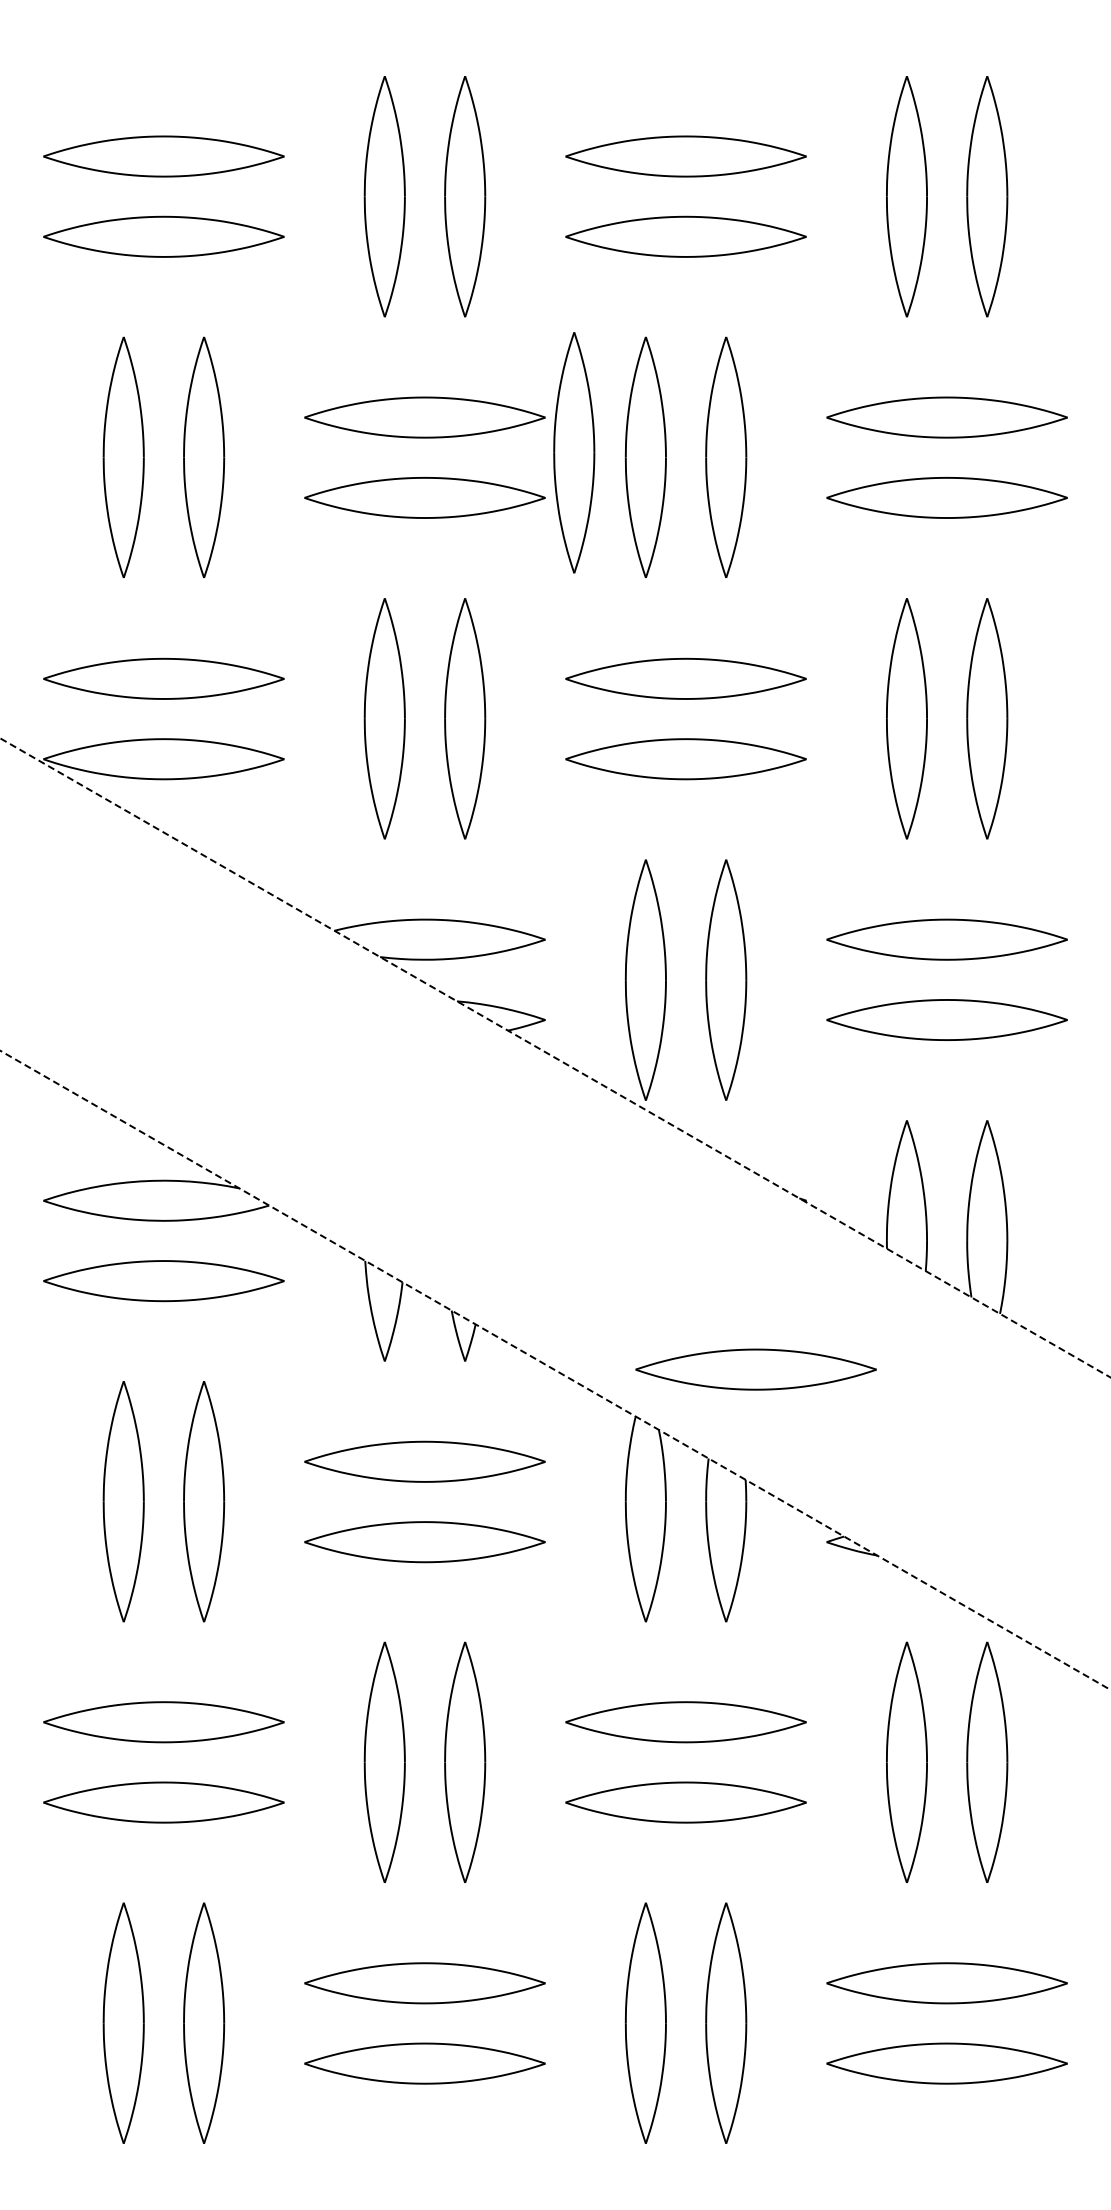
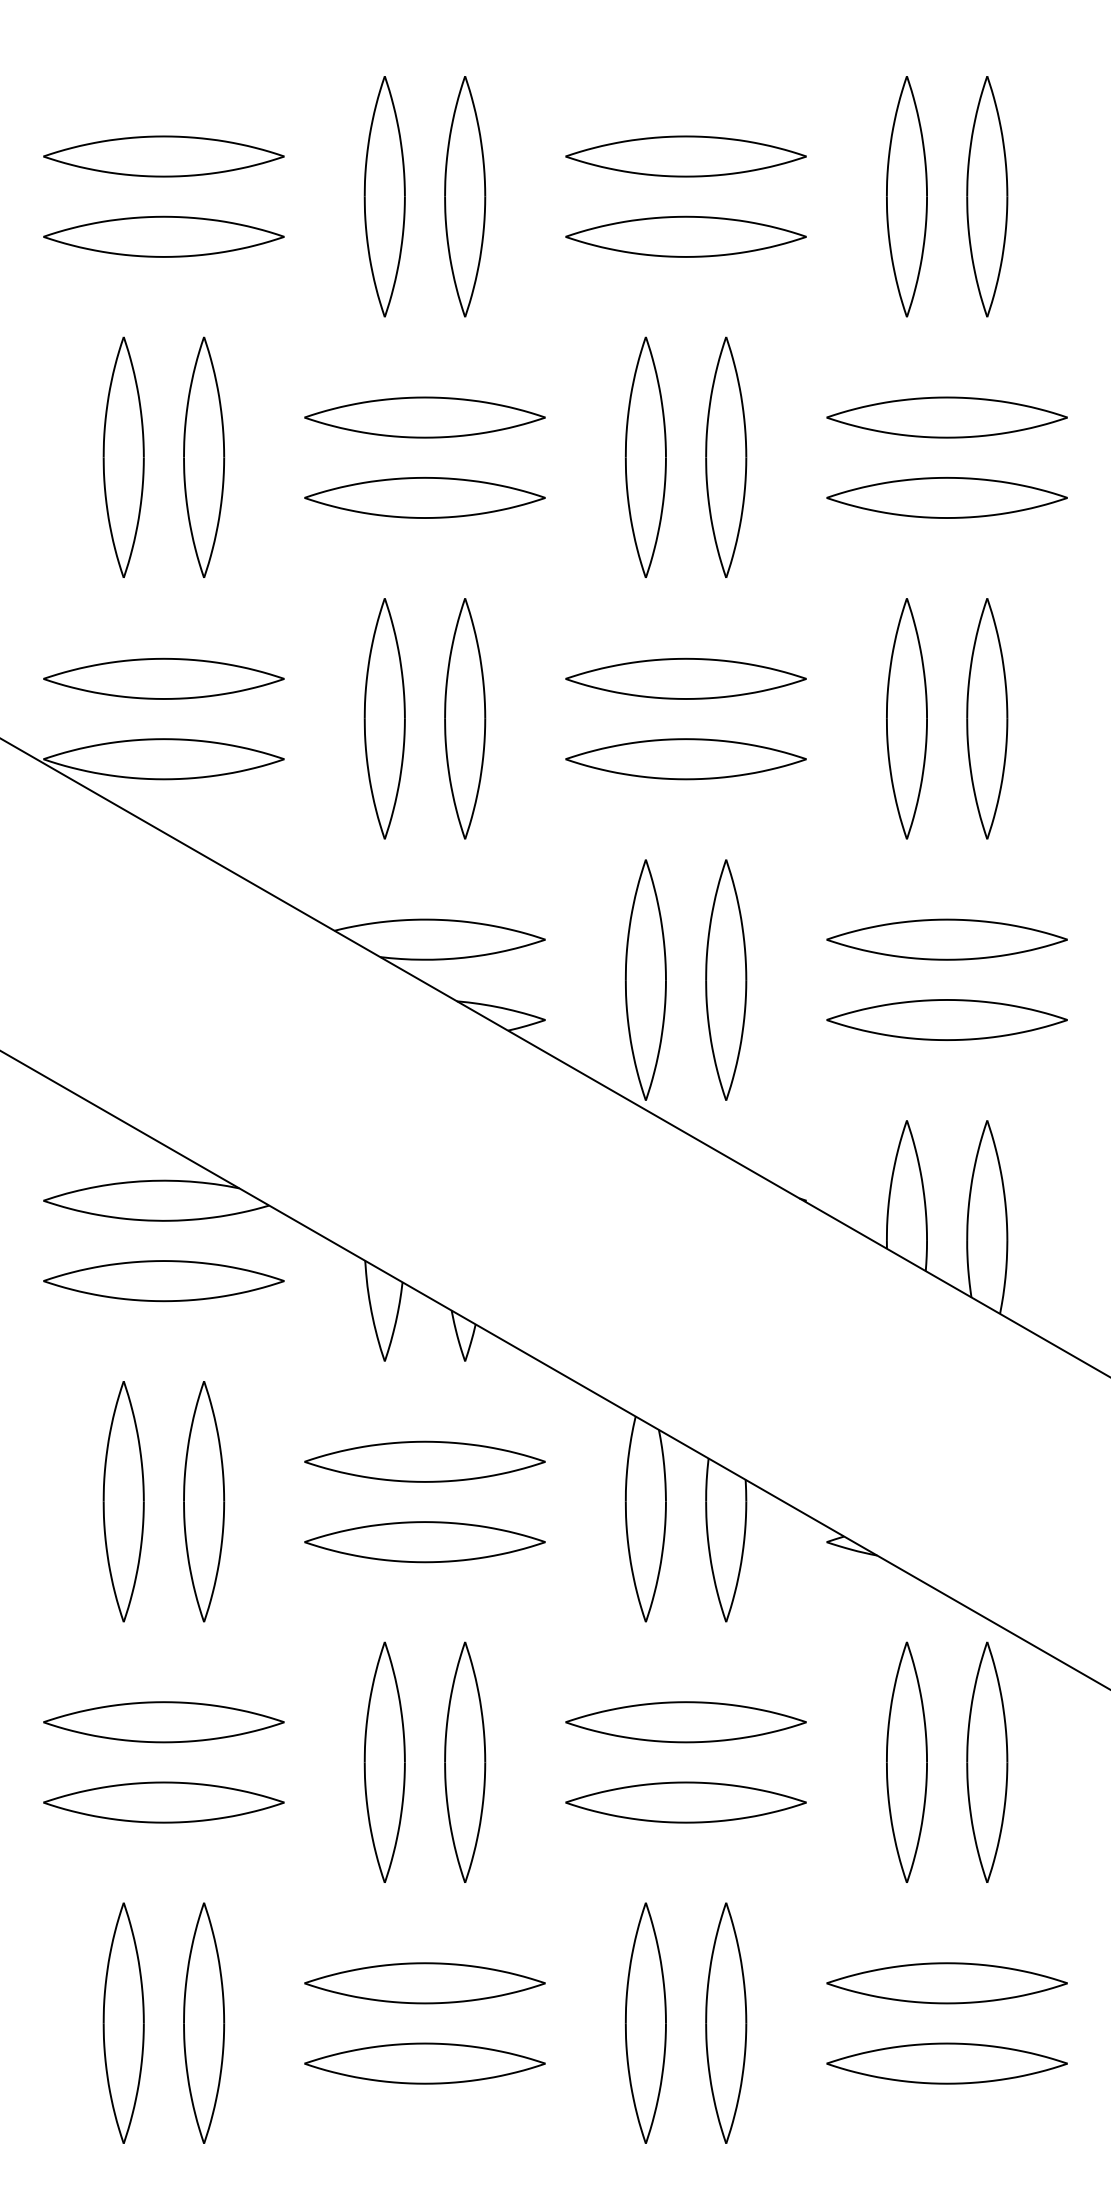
part: present -> none (574, 452)
line: dashed -> solid (555, 1058)
part: present -> none (755, 1369)
line: dashed -> solid (555, 1370)
